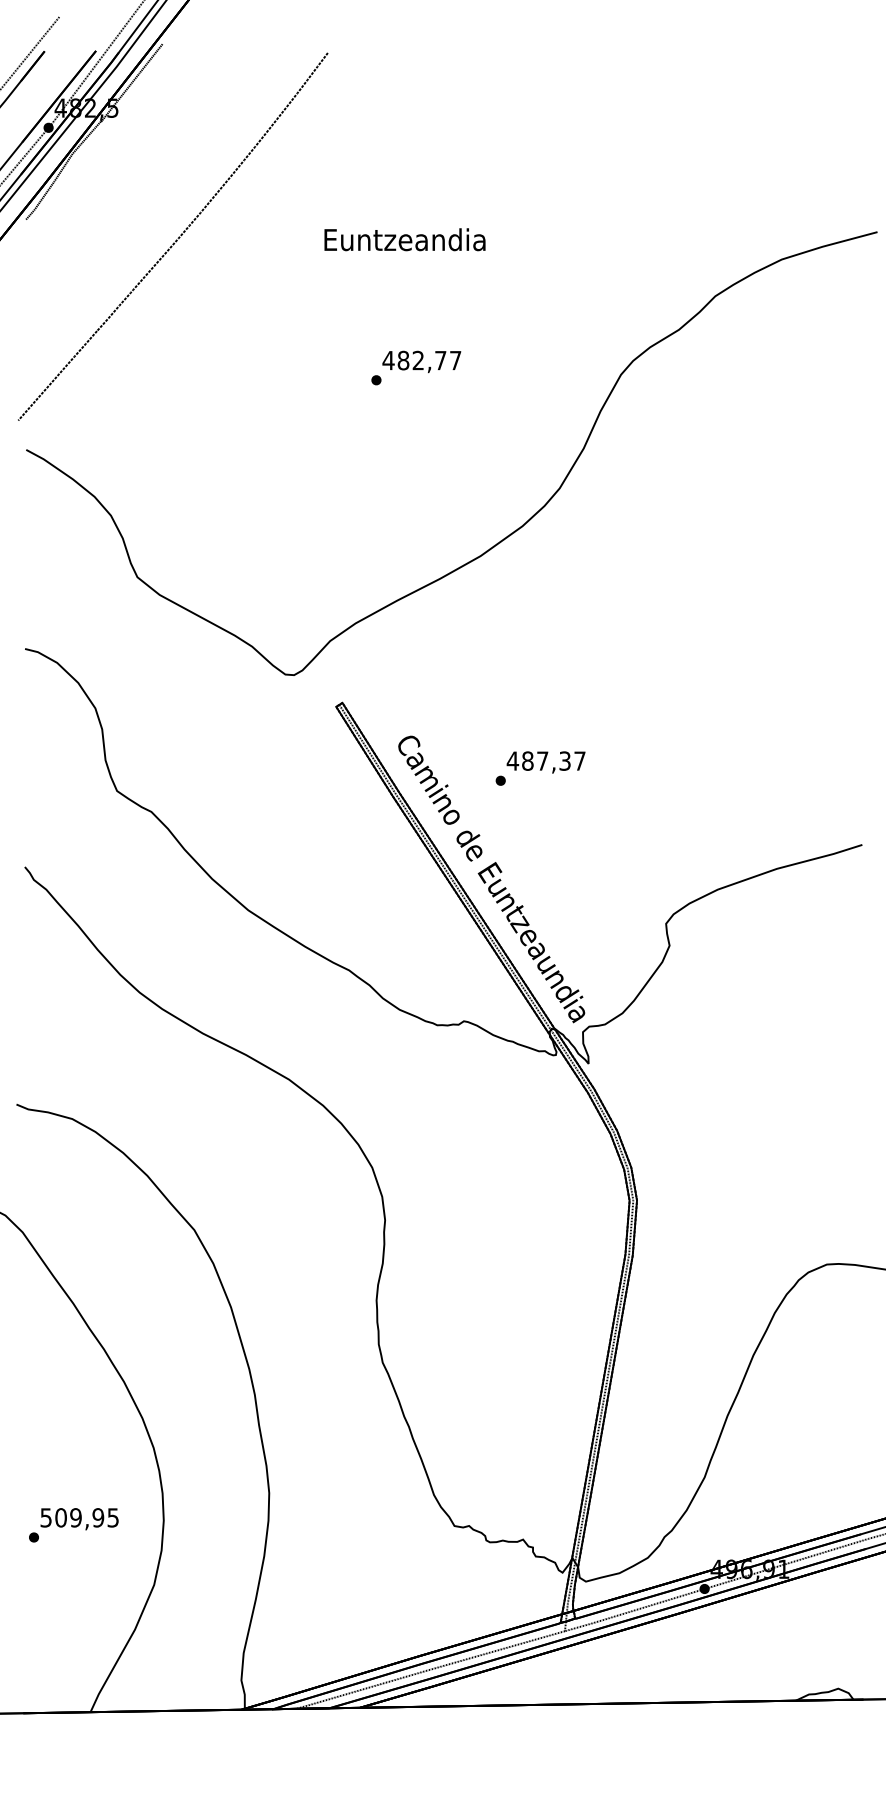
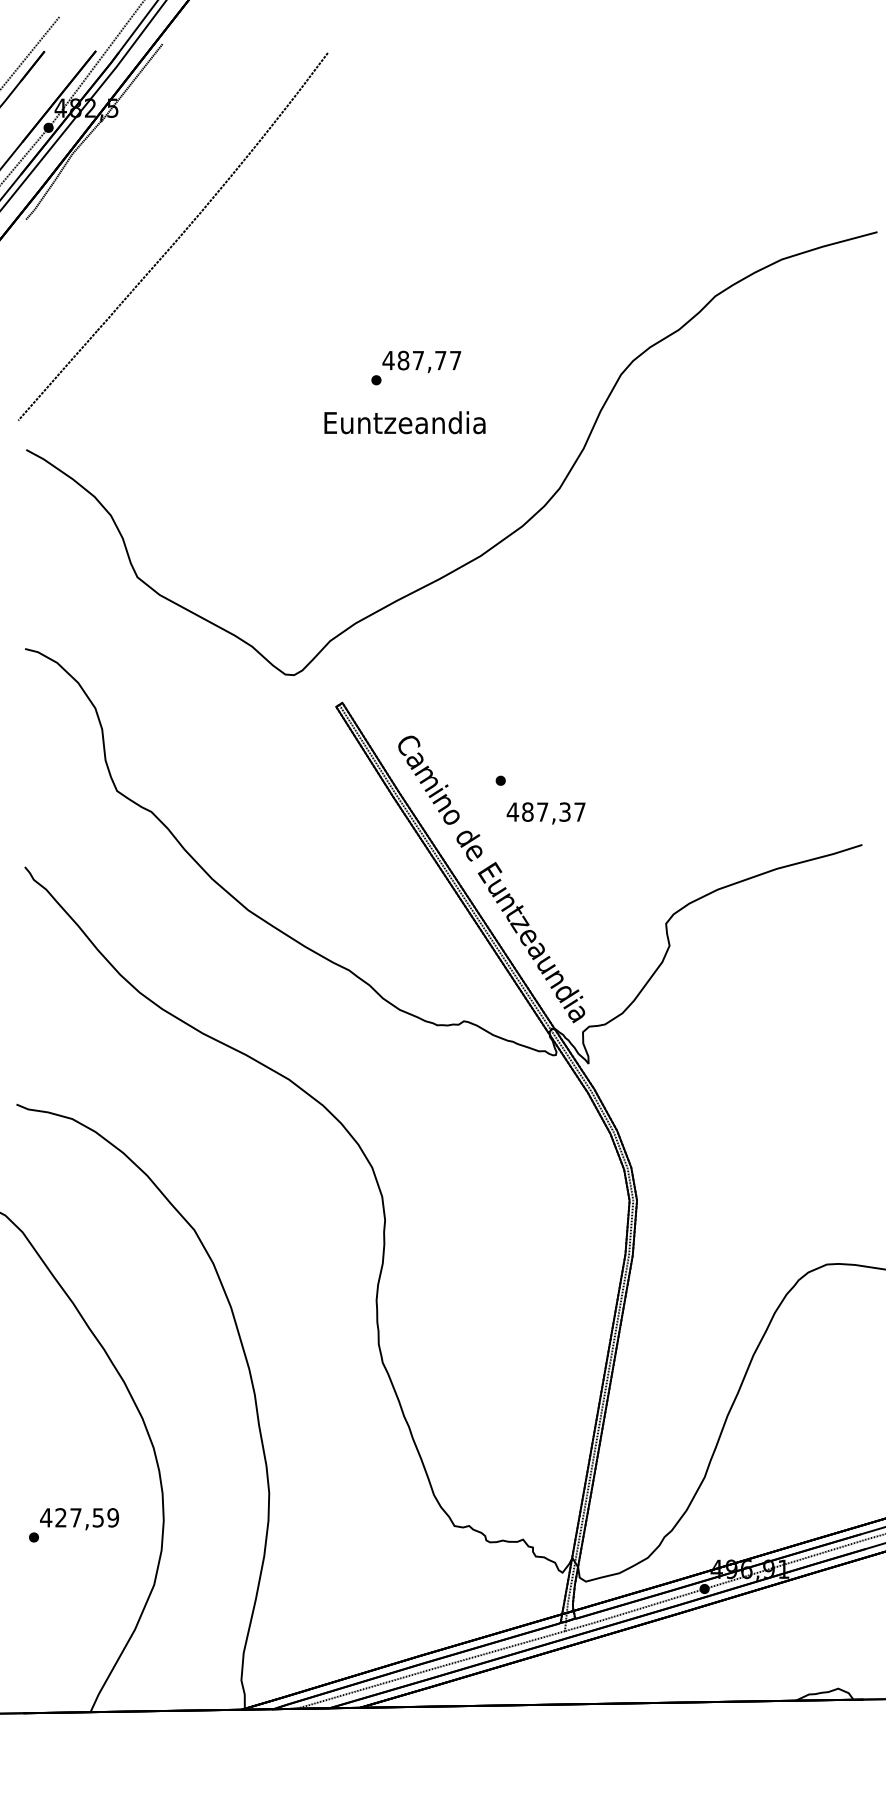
text position: (404, 239) -> (404, 422) (404, 422)
text: 482,77 -> 487,77 (417, 360)
text position: (545, 762) -> (545, 813) (545, 813)
text: 509,95 -> 427,59 (79, 1517)
